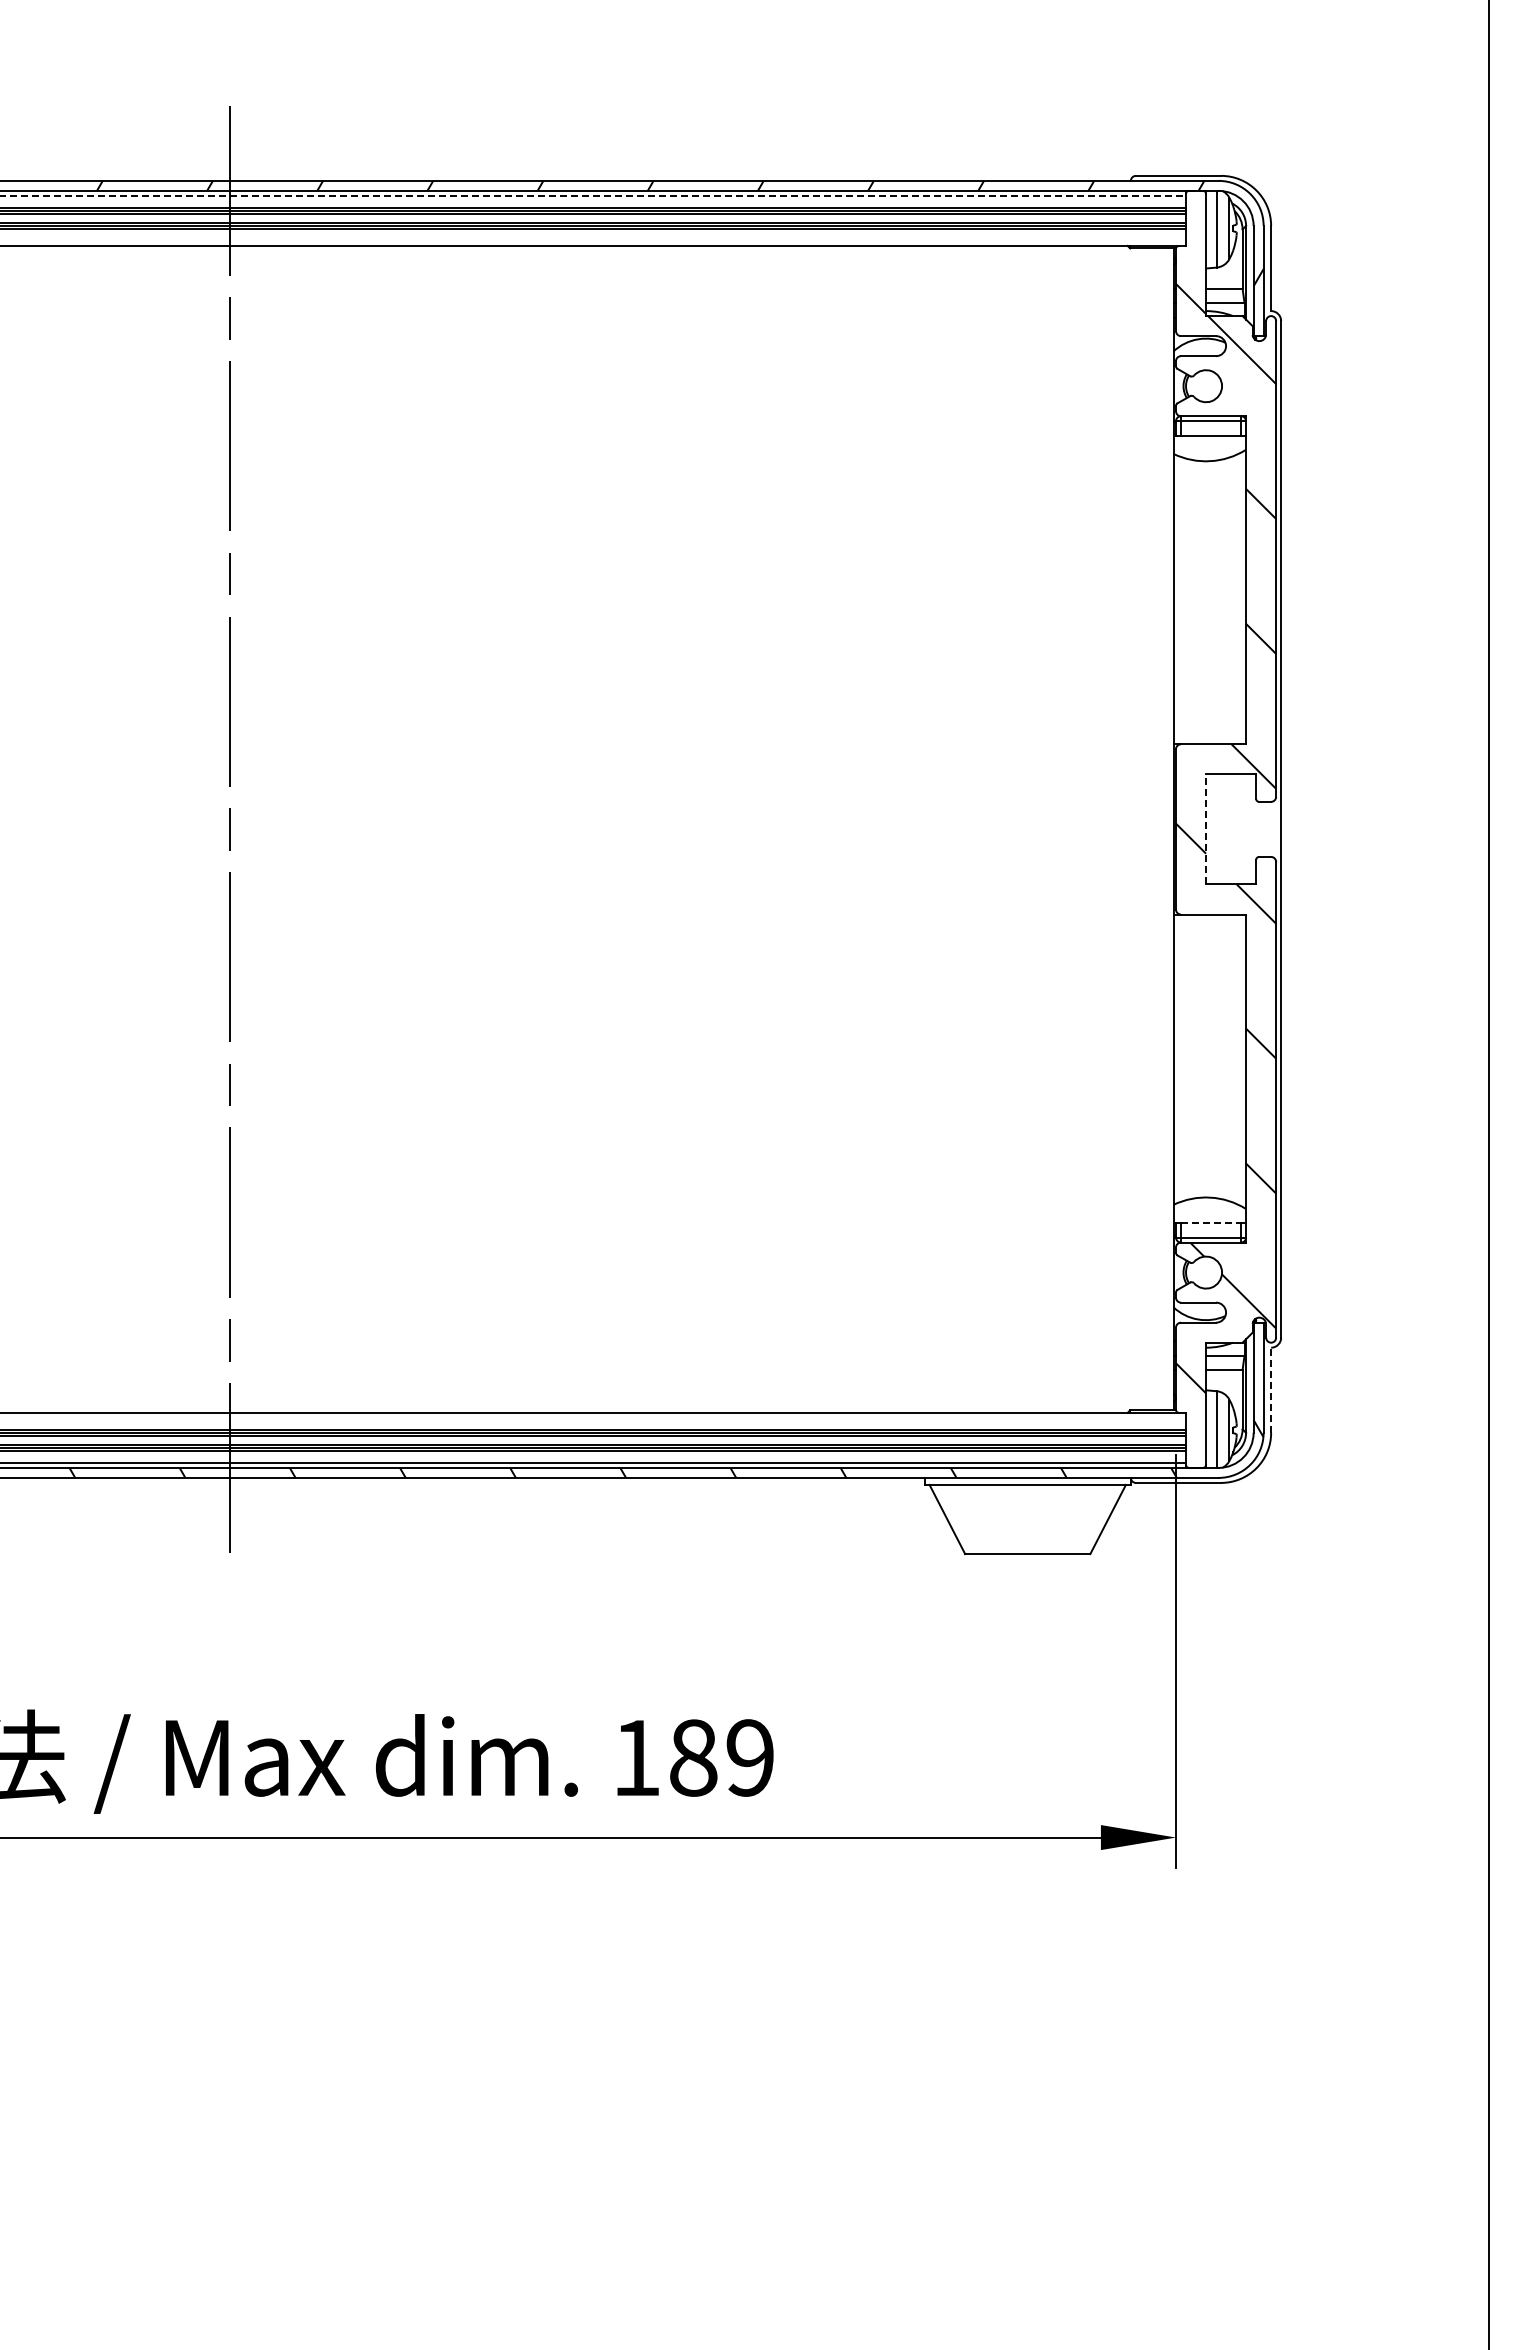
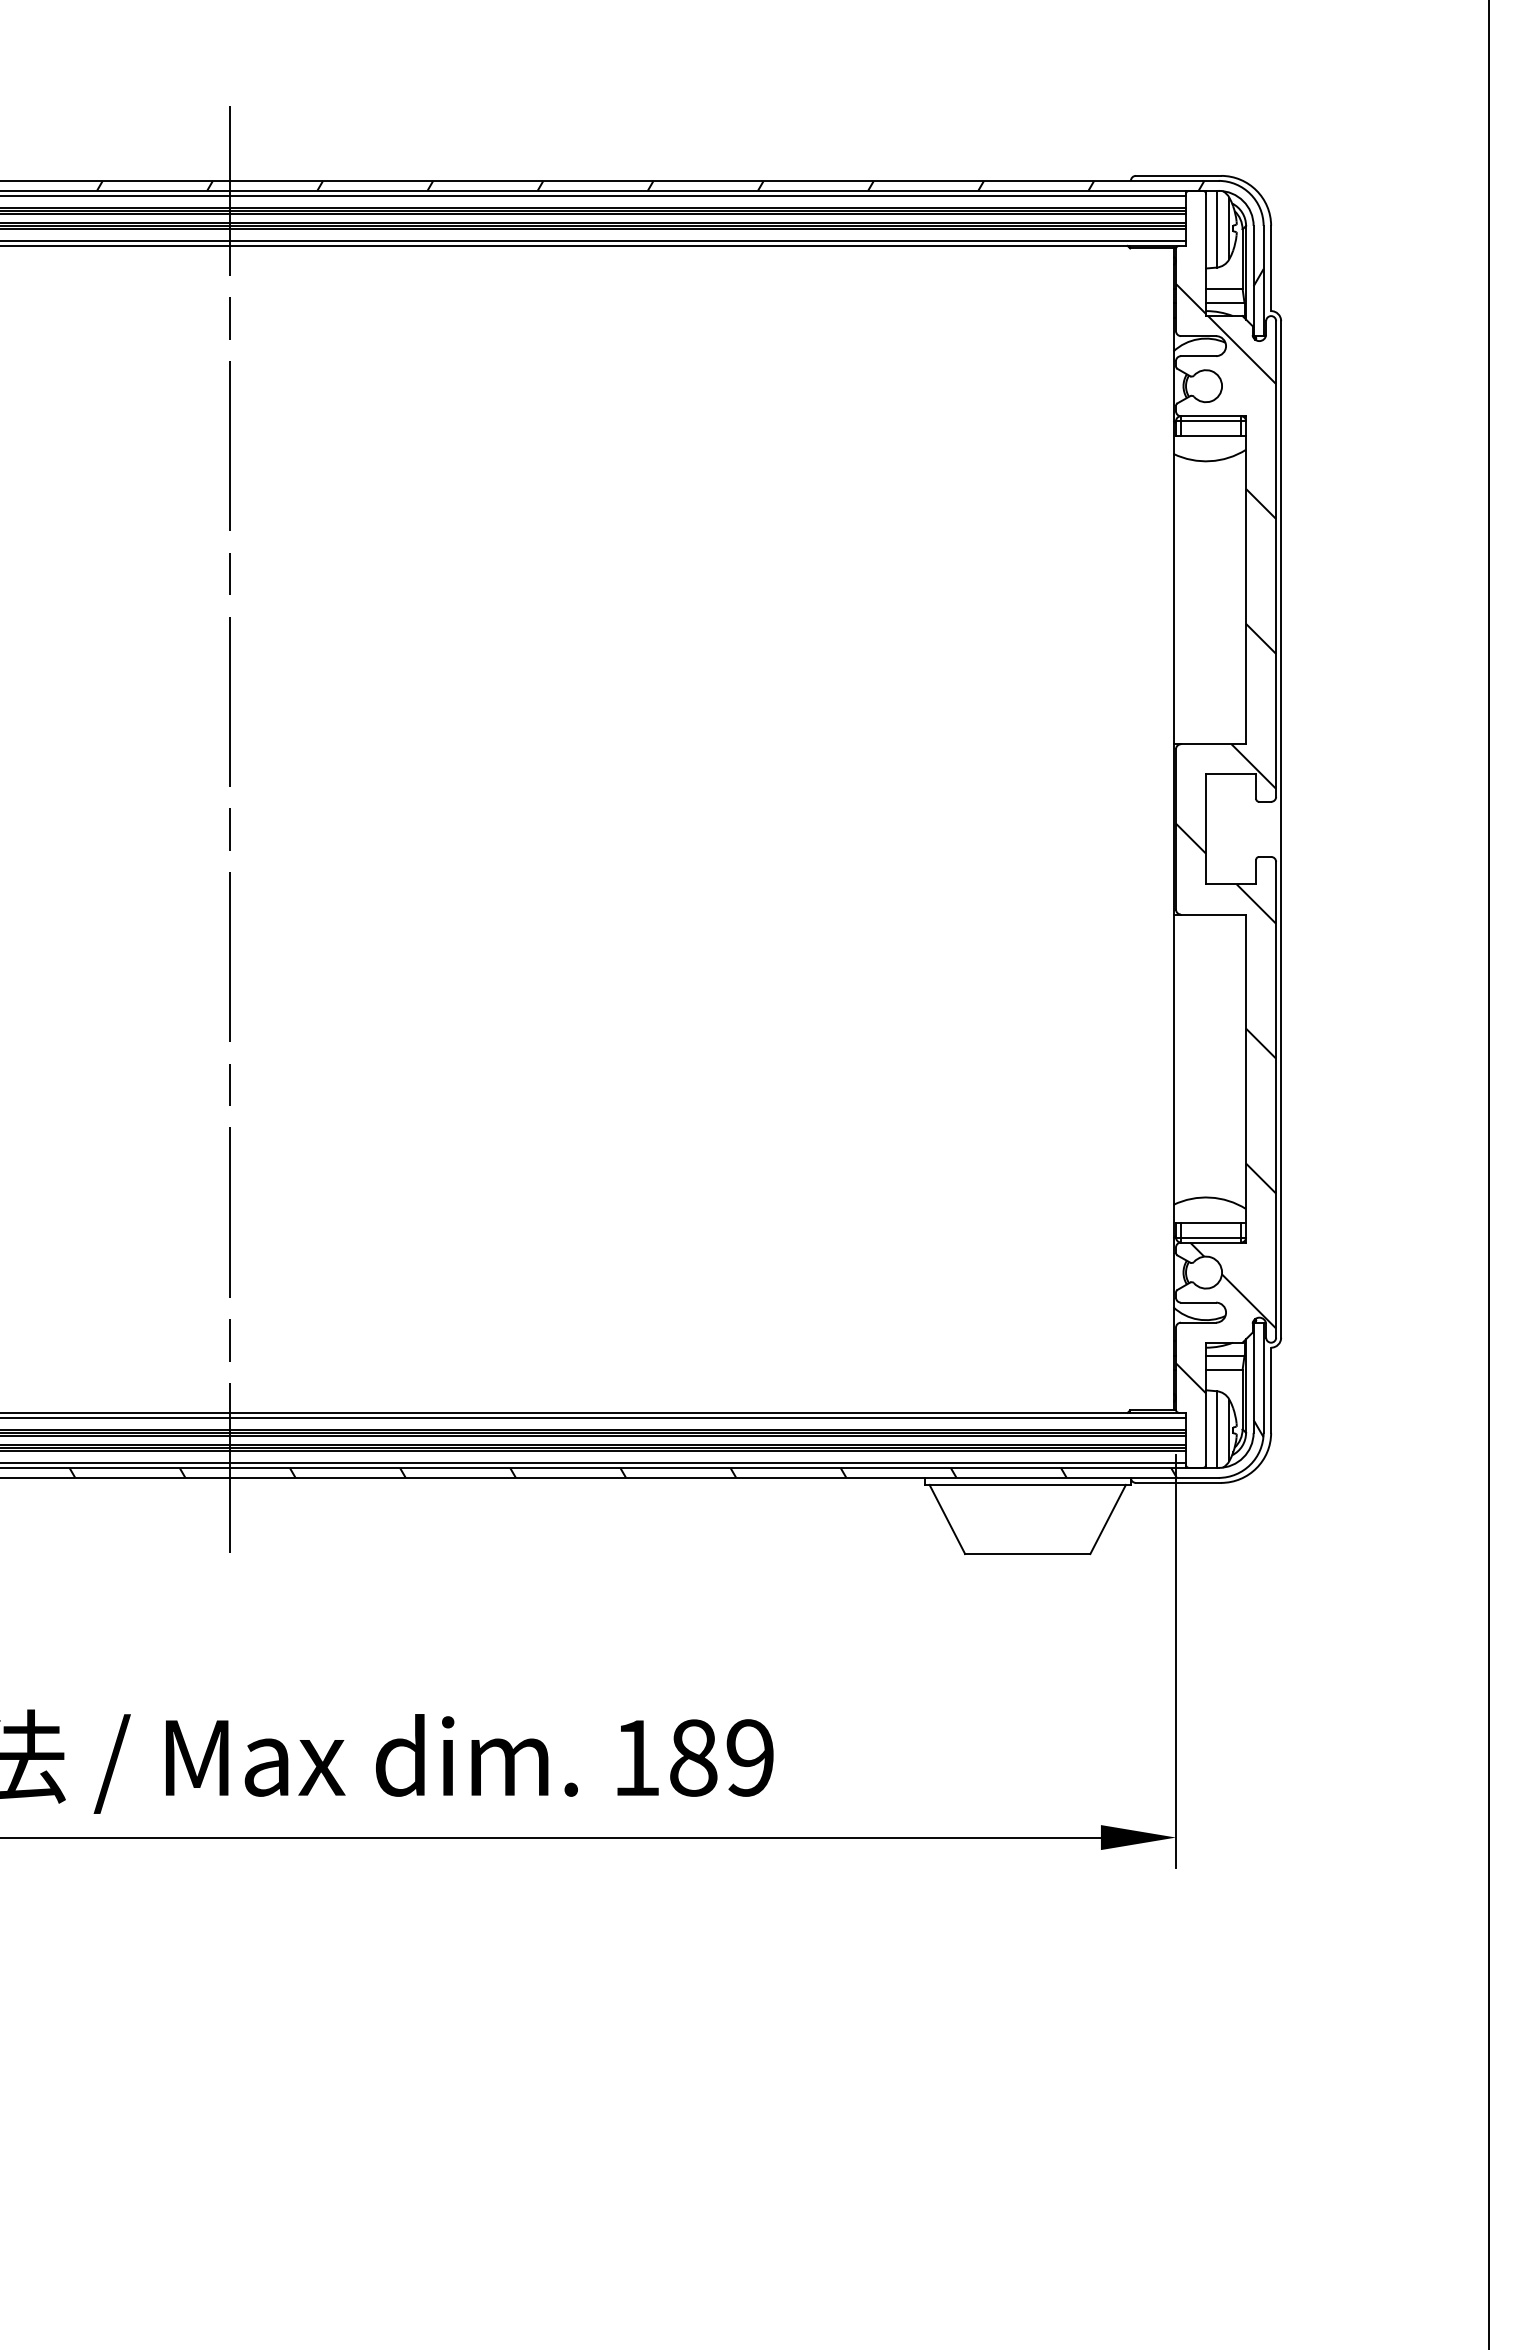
line: dashed -> solid (593, 195)
line: none -> present (594, 240)
line: dashed -> solid (1206, 828)
line: dashed -> solid (1211, 1222)
line: dashed -> solid (1271, 1390)
line: none -> present (594, 1417)
